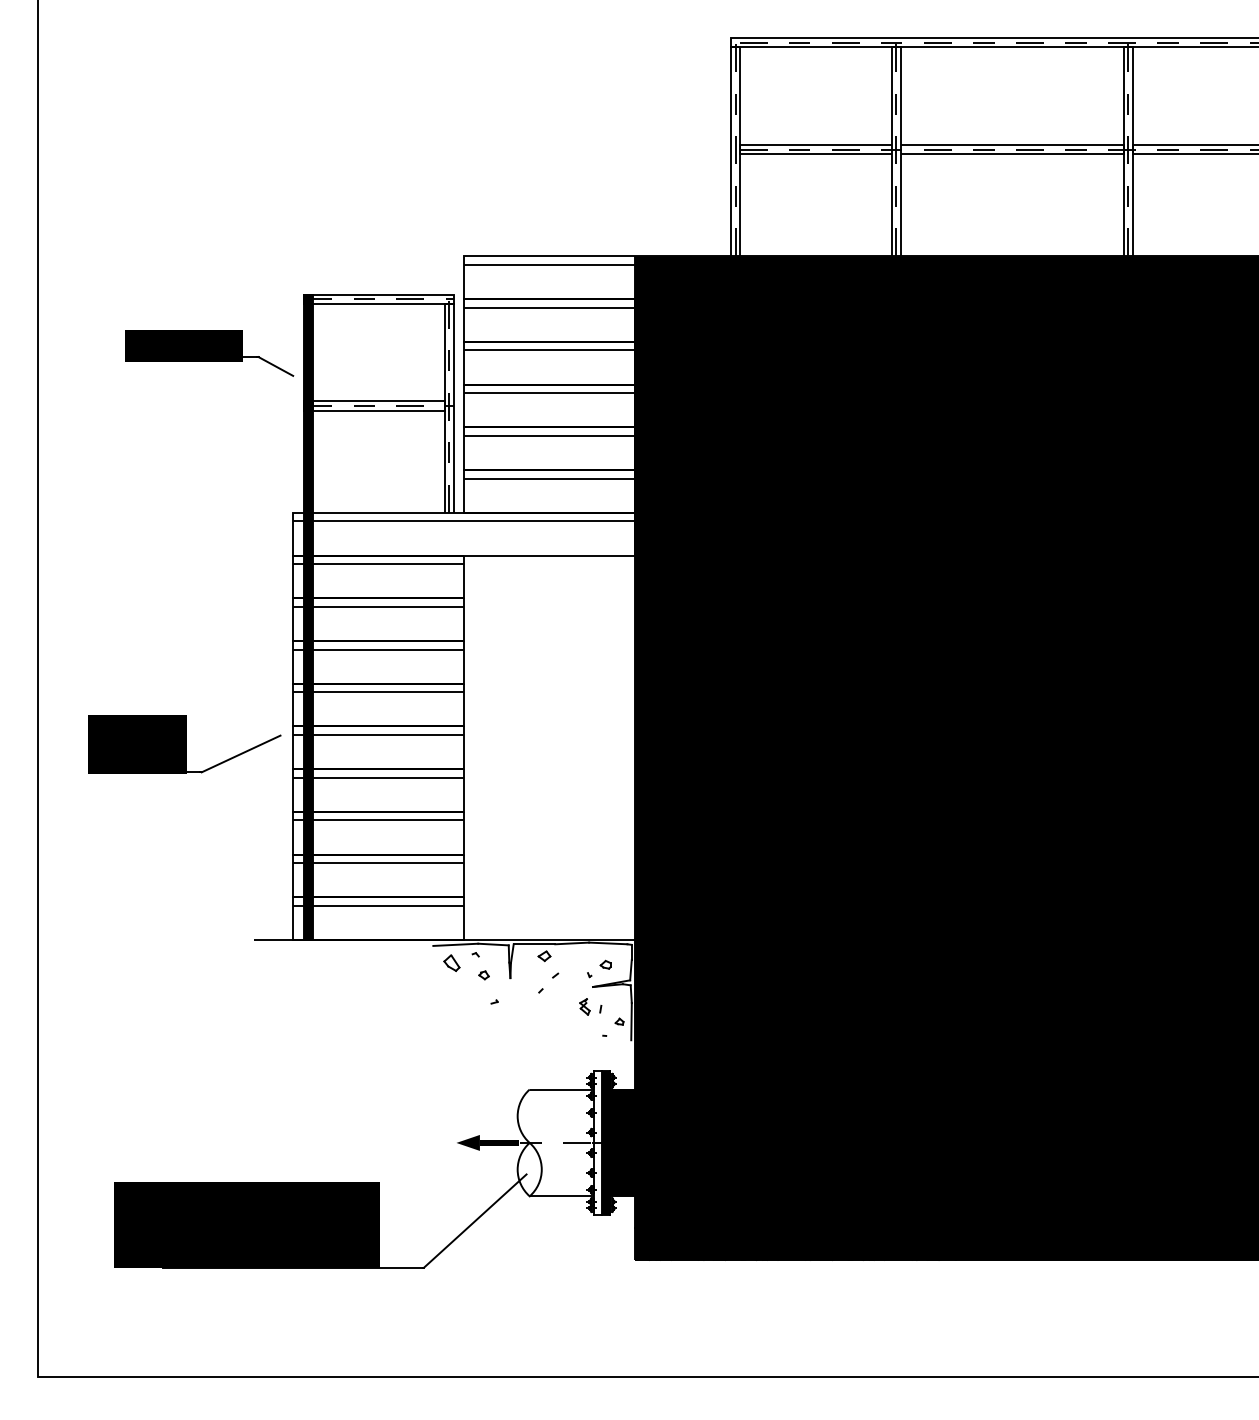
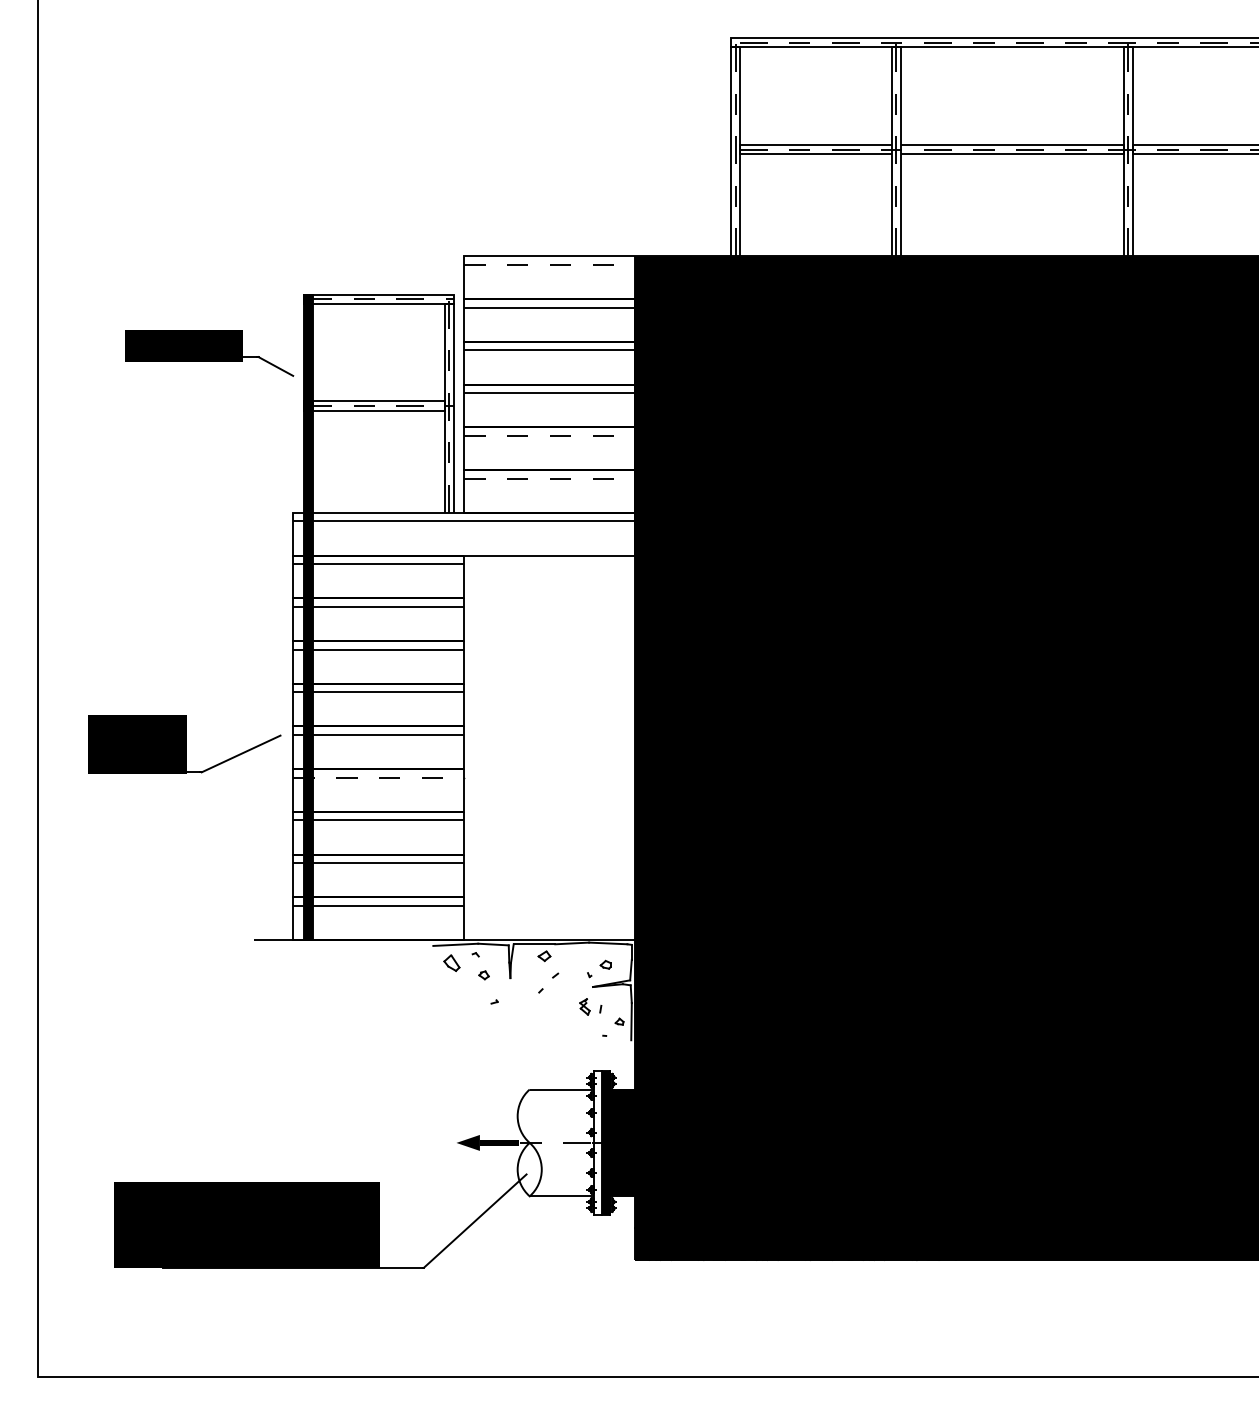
line: solid -> dashed (550, 265)
line: solid -> dashed (550, 435)
line: solid -> dashed (550, 478)
line: solid -> dashed (379, 777)
